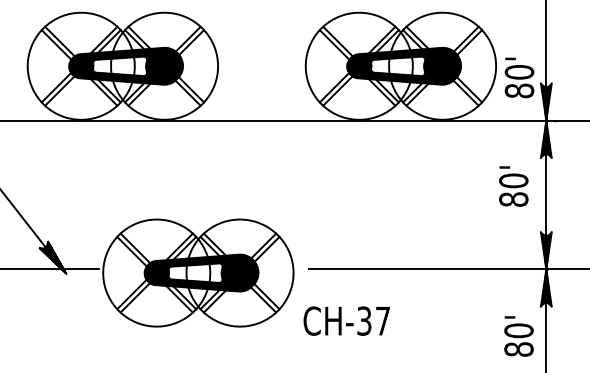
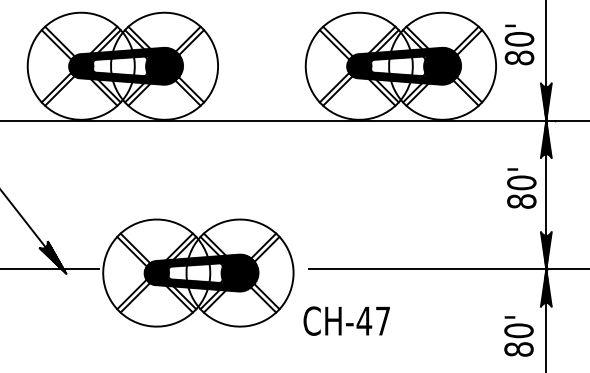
text position: (519, 77) -> (519, 44) (519, 44)
text position: (513, 186) -> (521, 188) (521, 188)
text: CH-37 -> CH-47 (364, 320)
